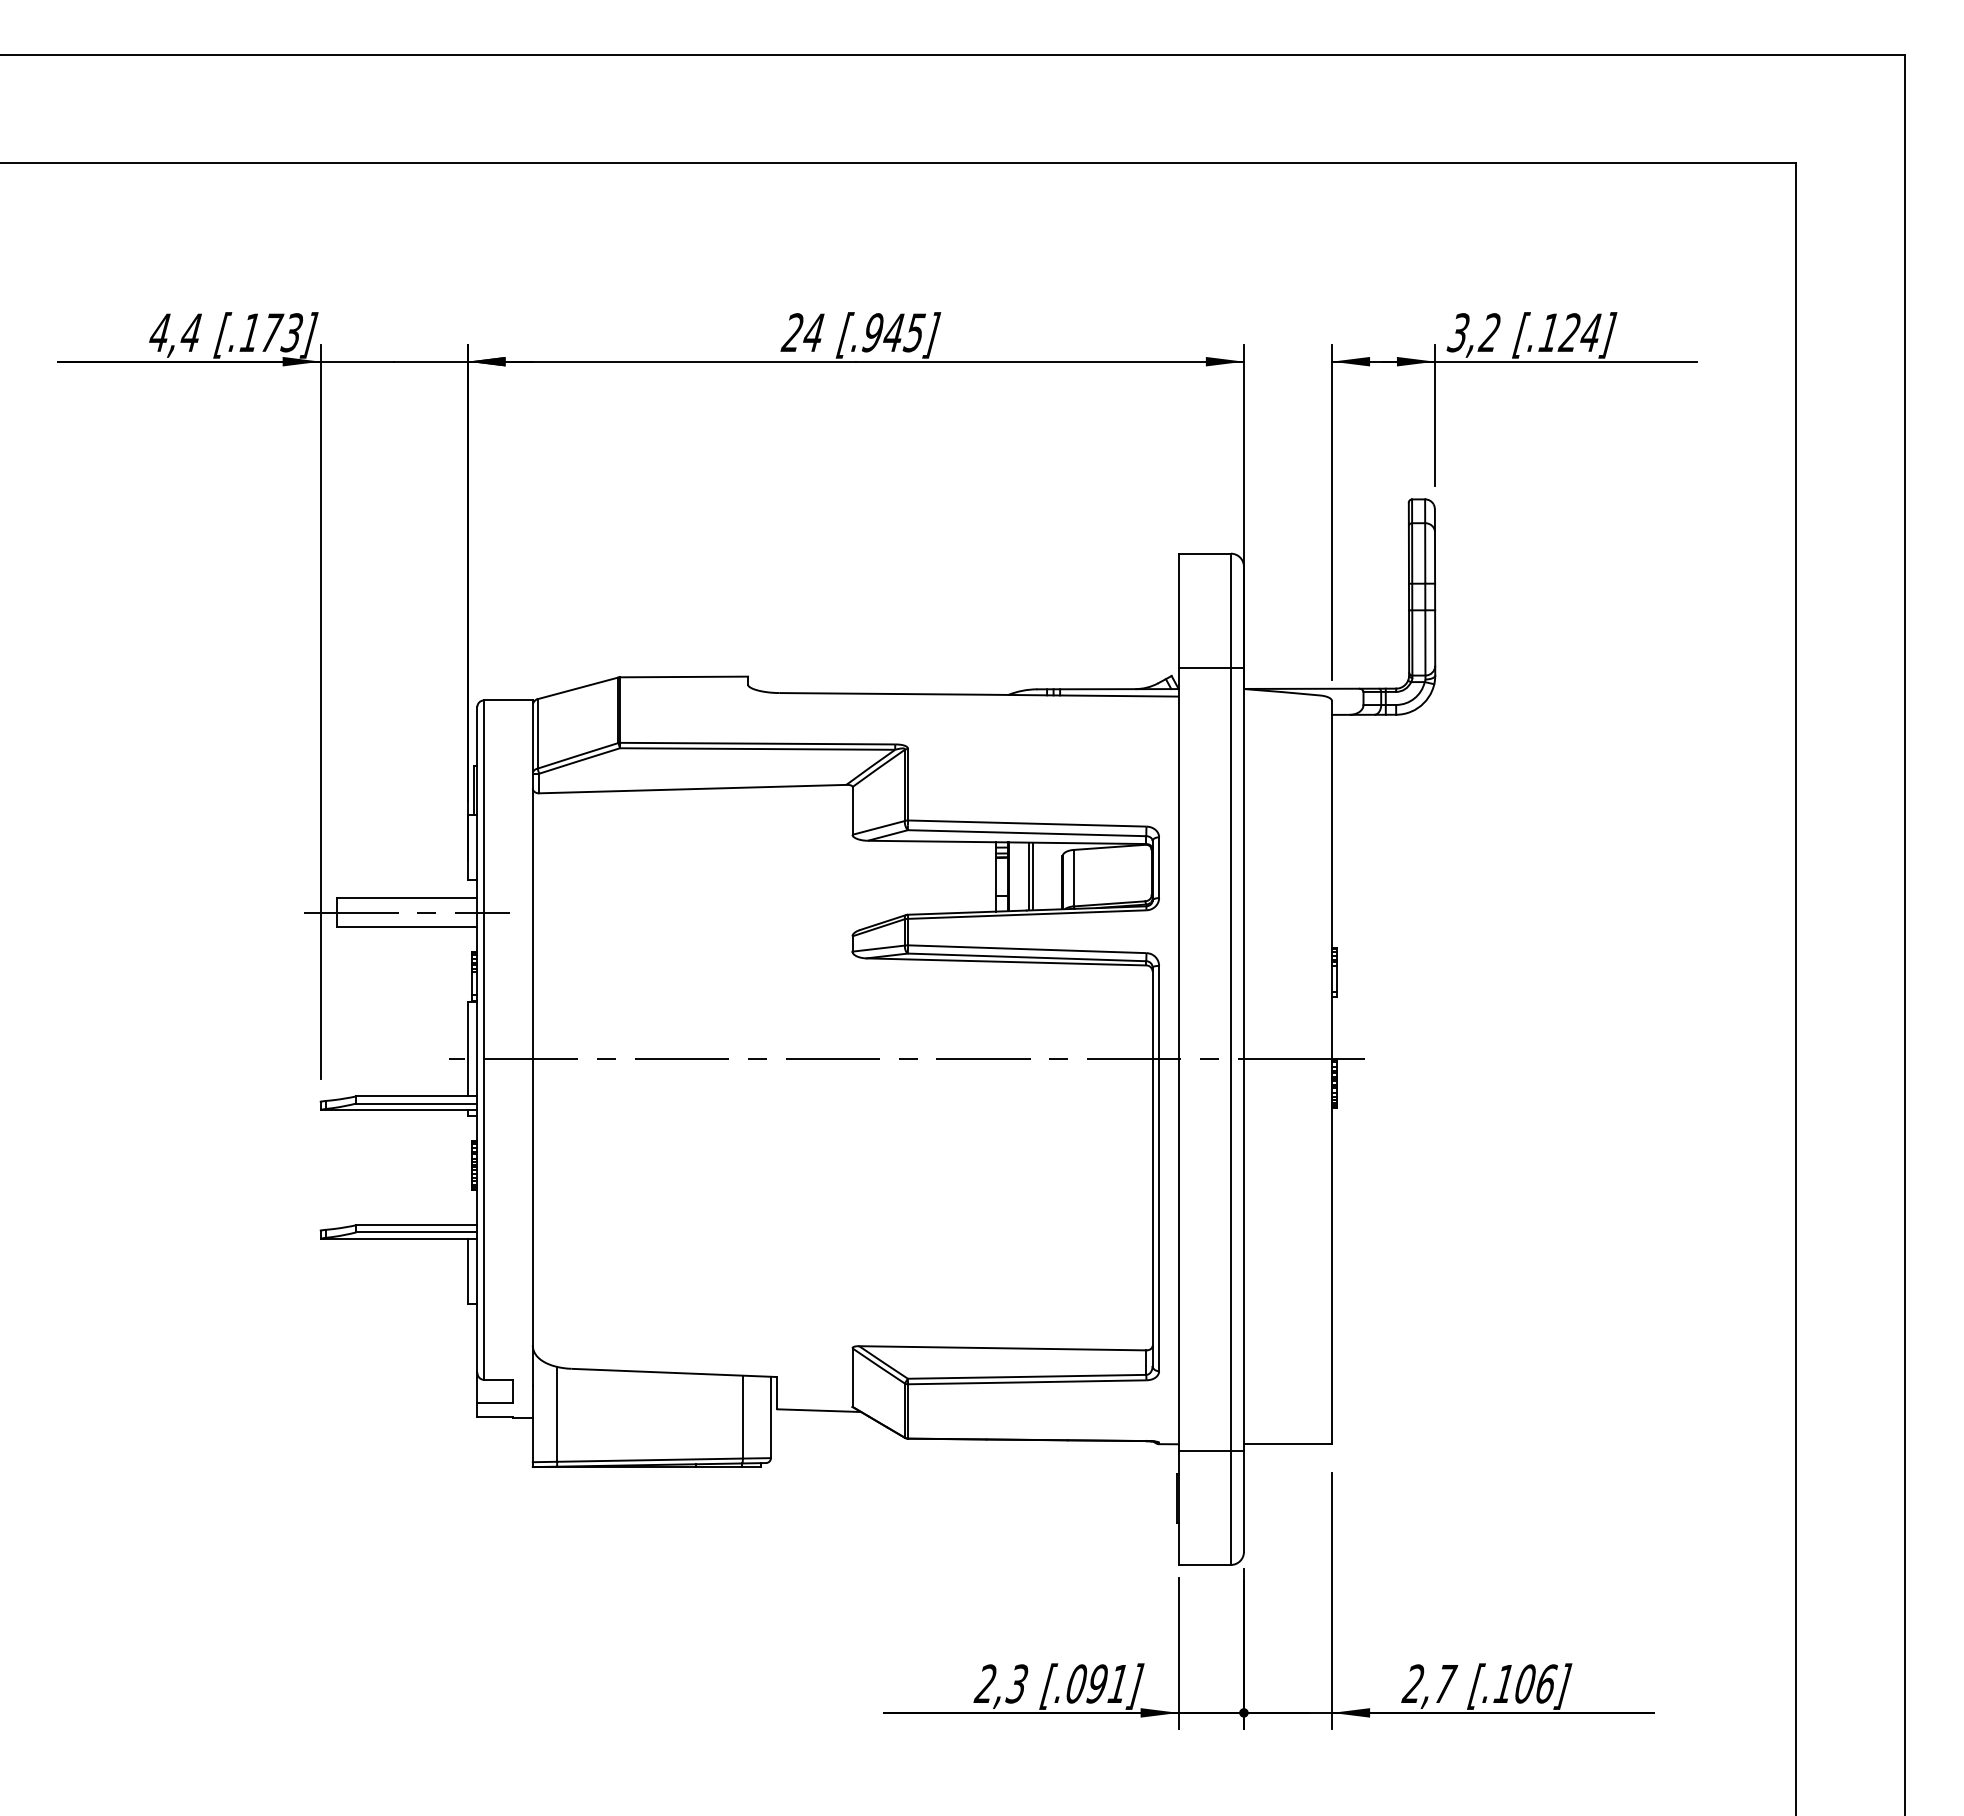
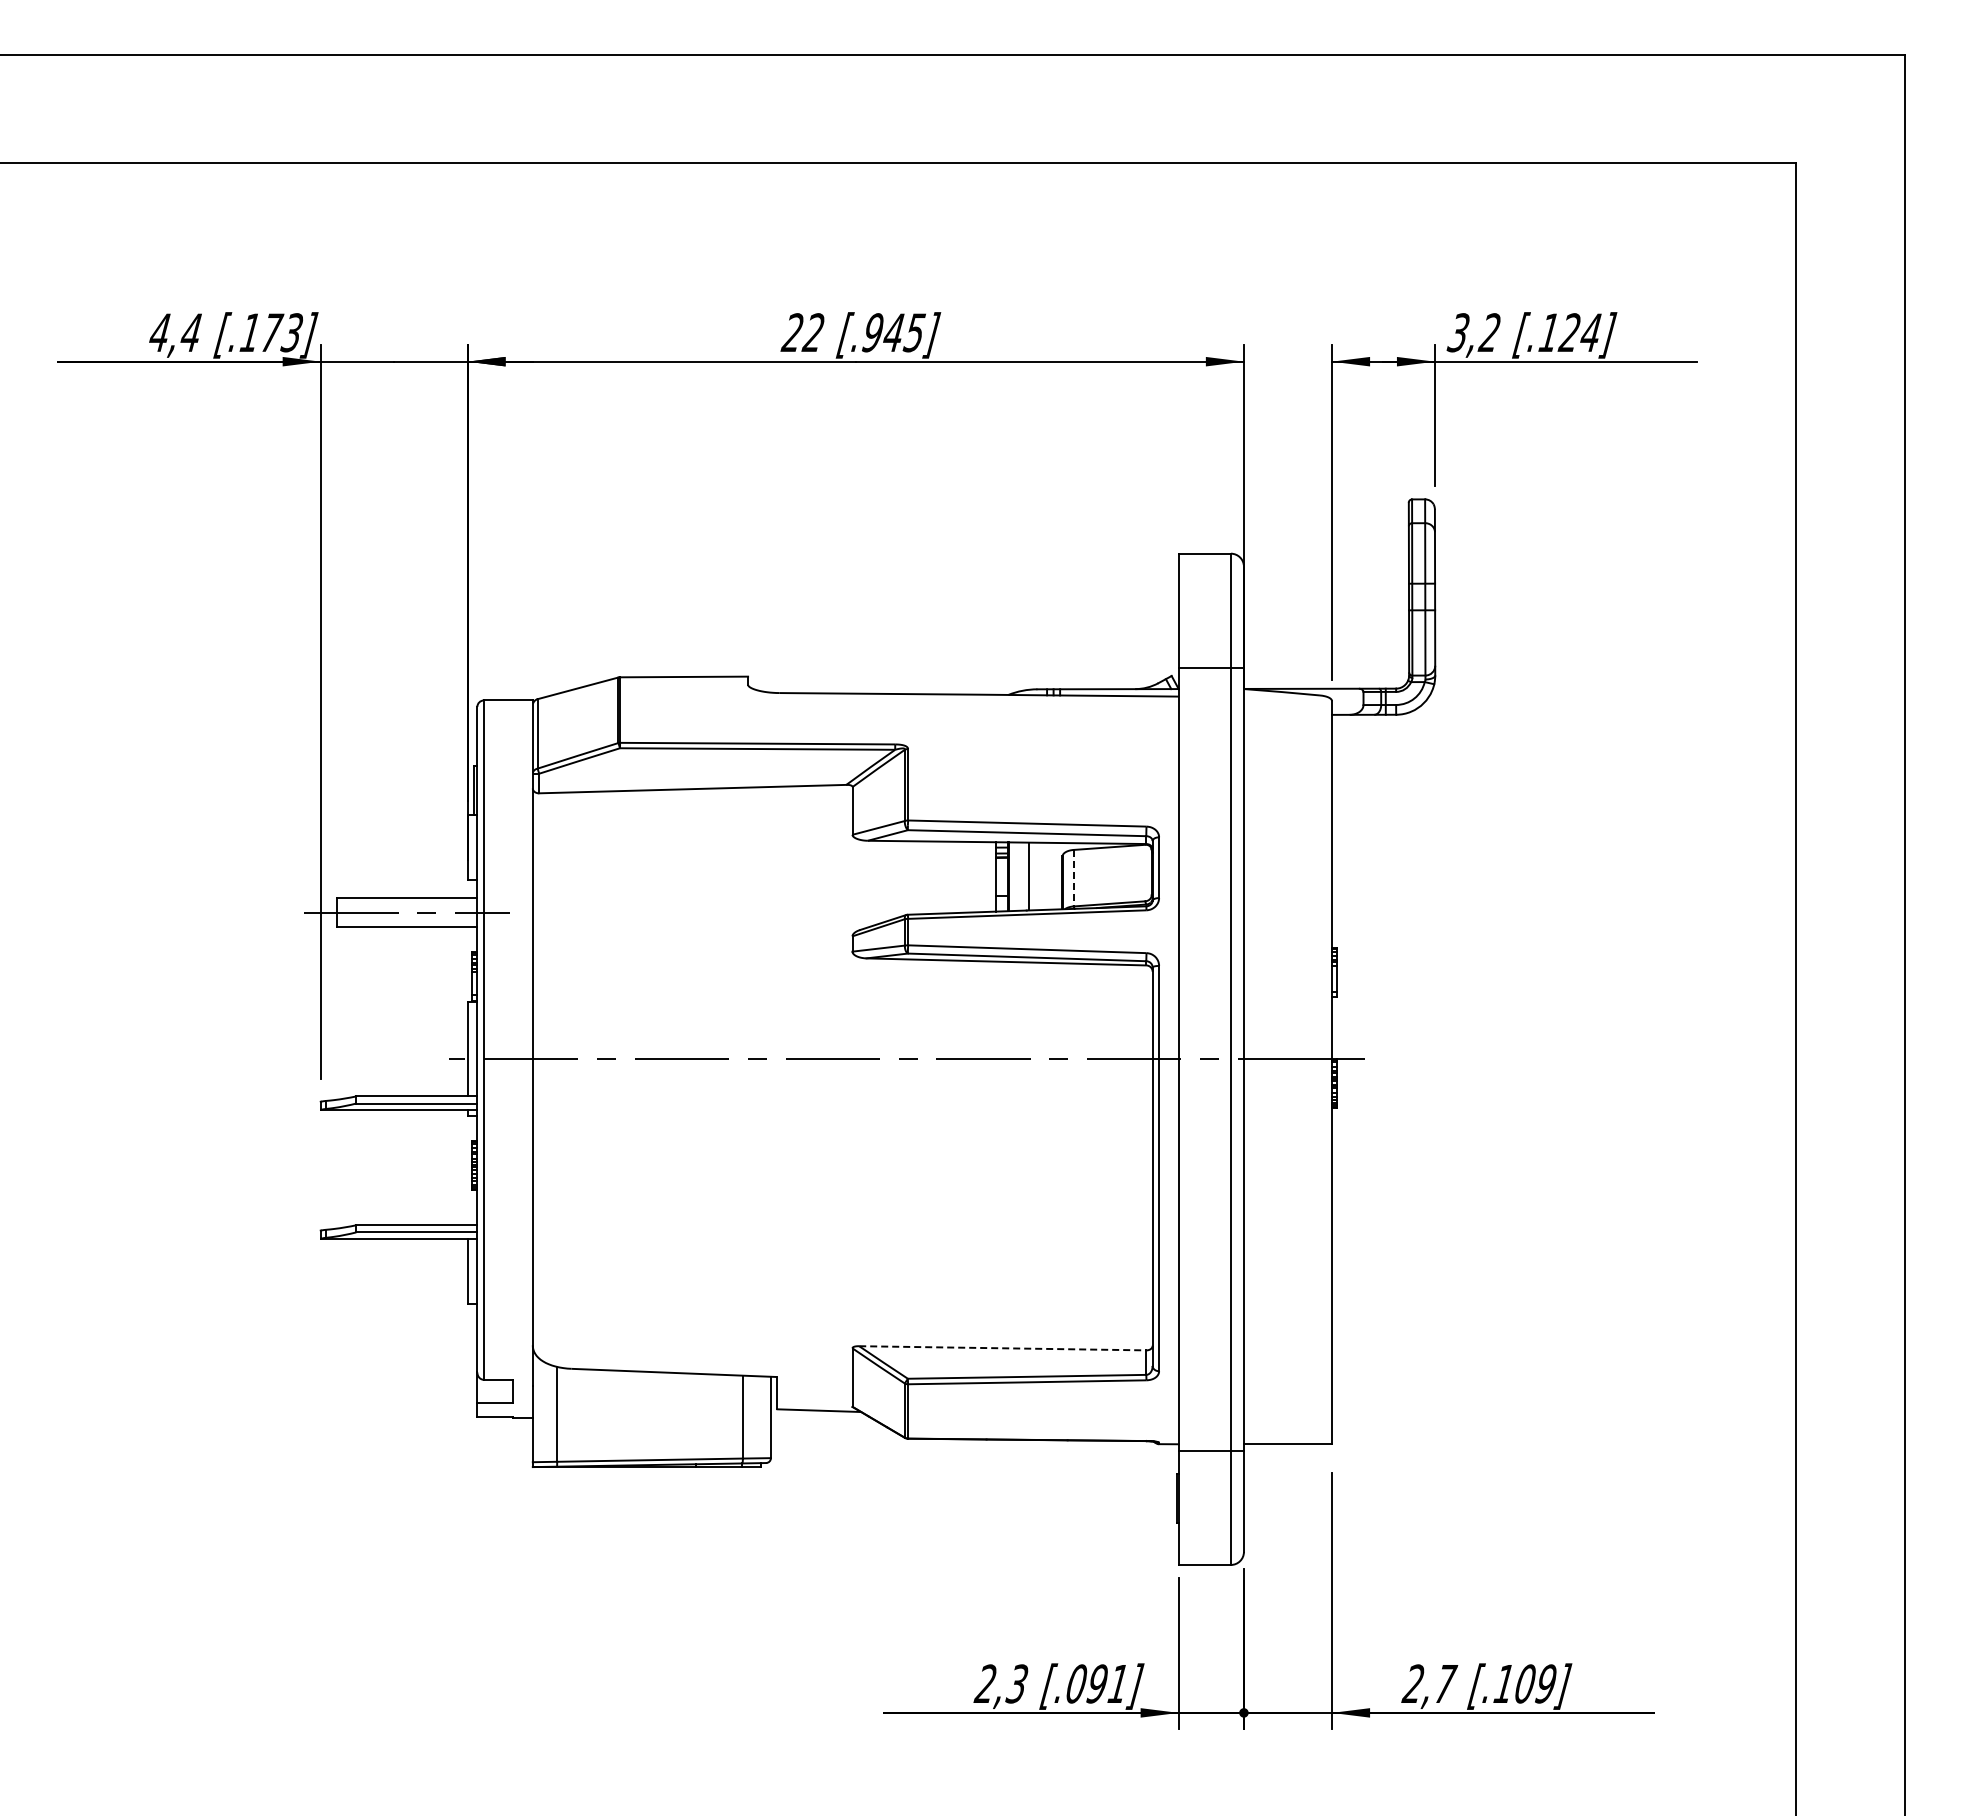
text: 24 -> 22 (812, 332)
line: present -> none (1032, 876)
line: solid -> dashed (1073, 878)
line: solid -> dashed (1002, 1348)
text: [.106] -> [.109] (1546, 1683)
